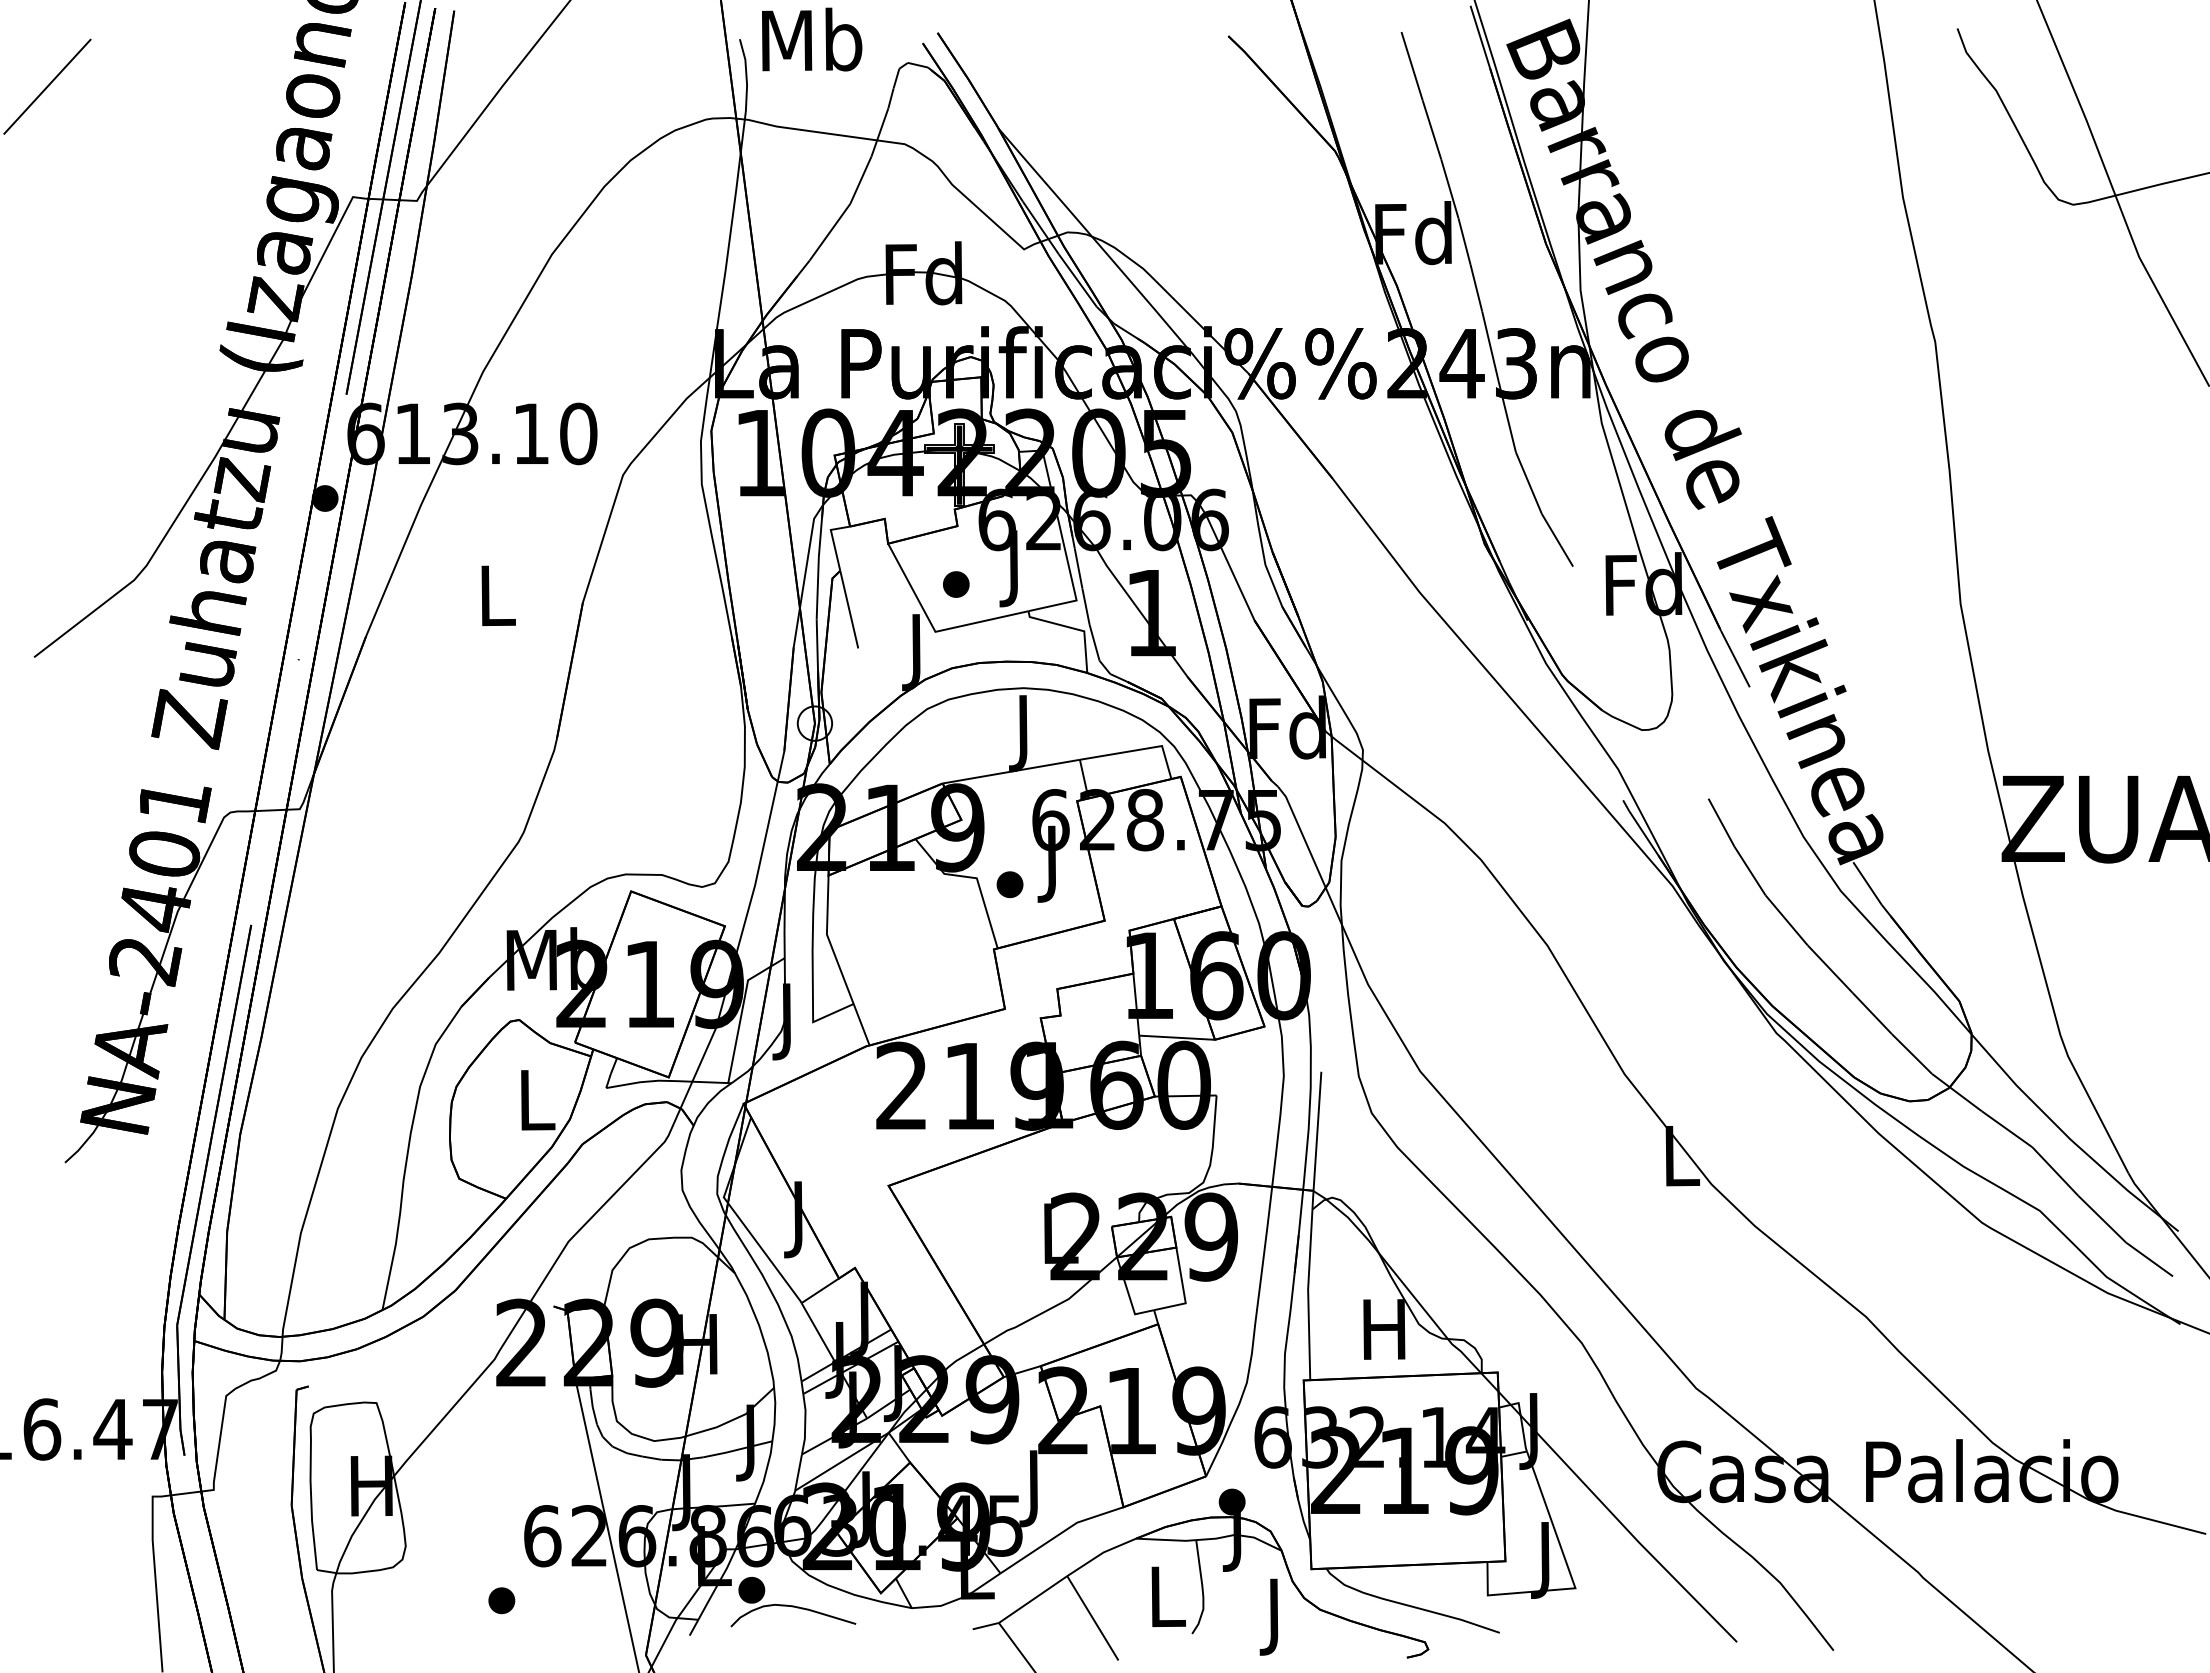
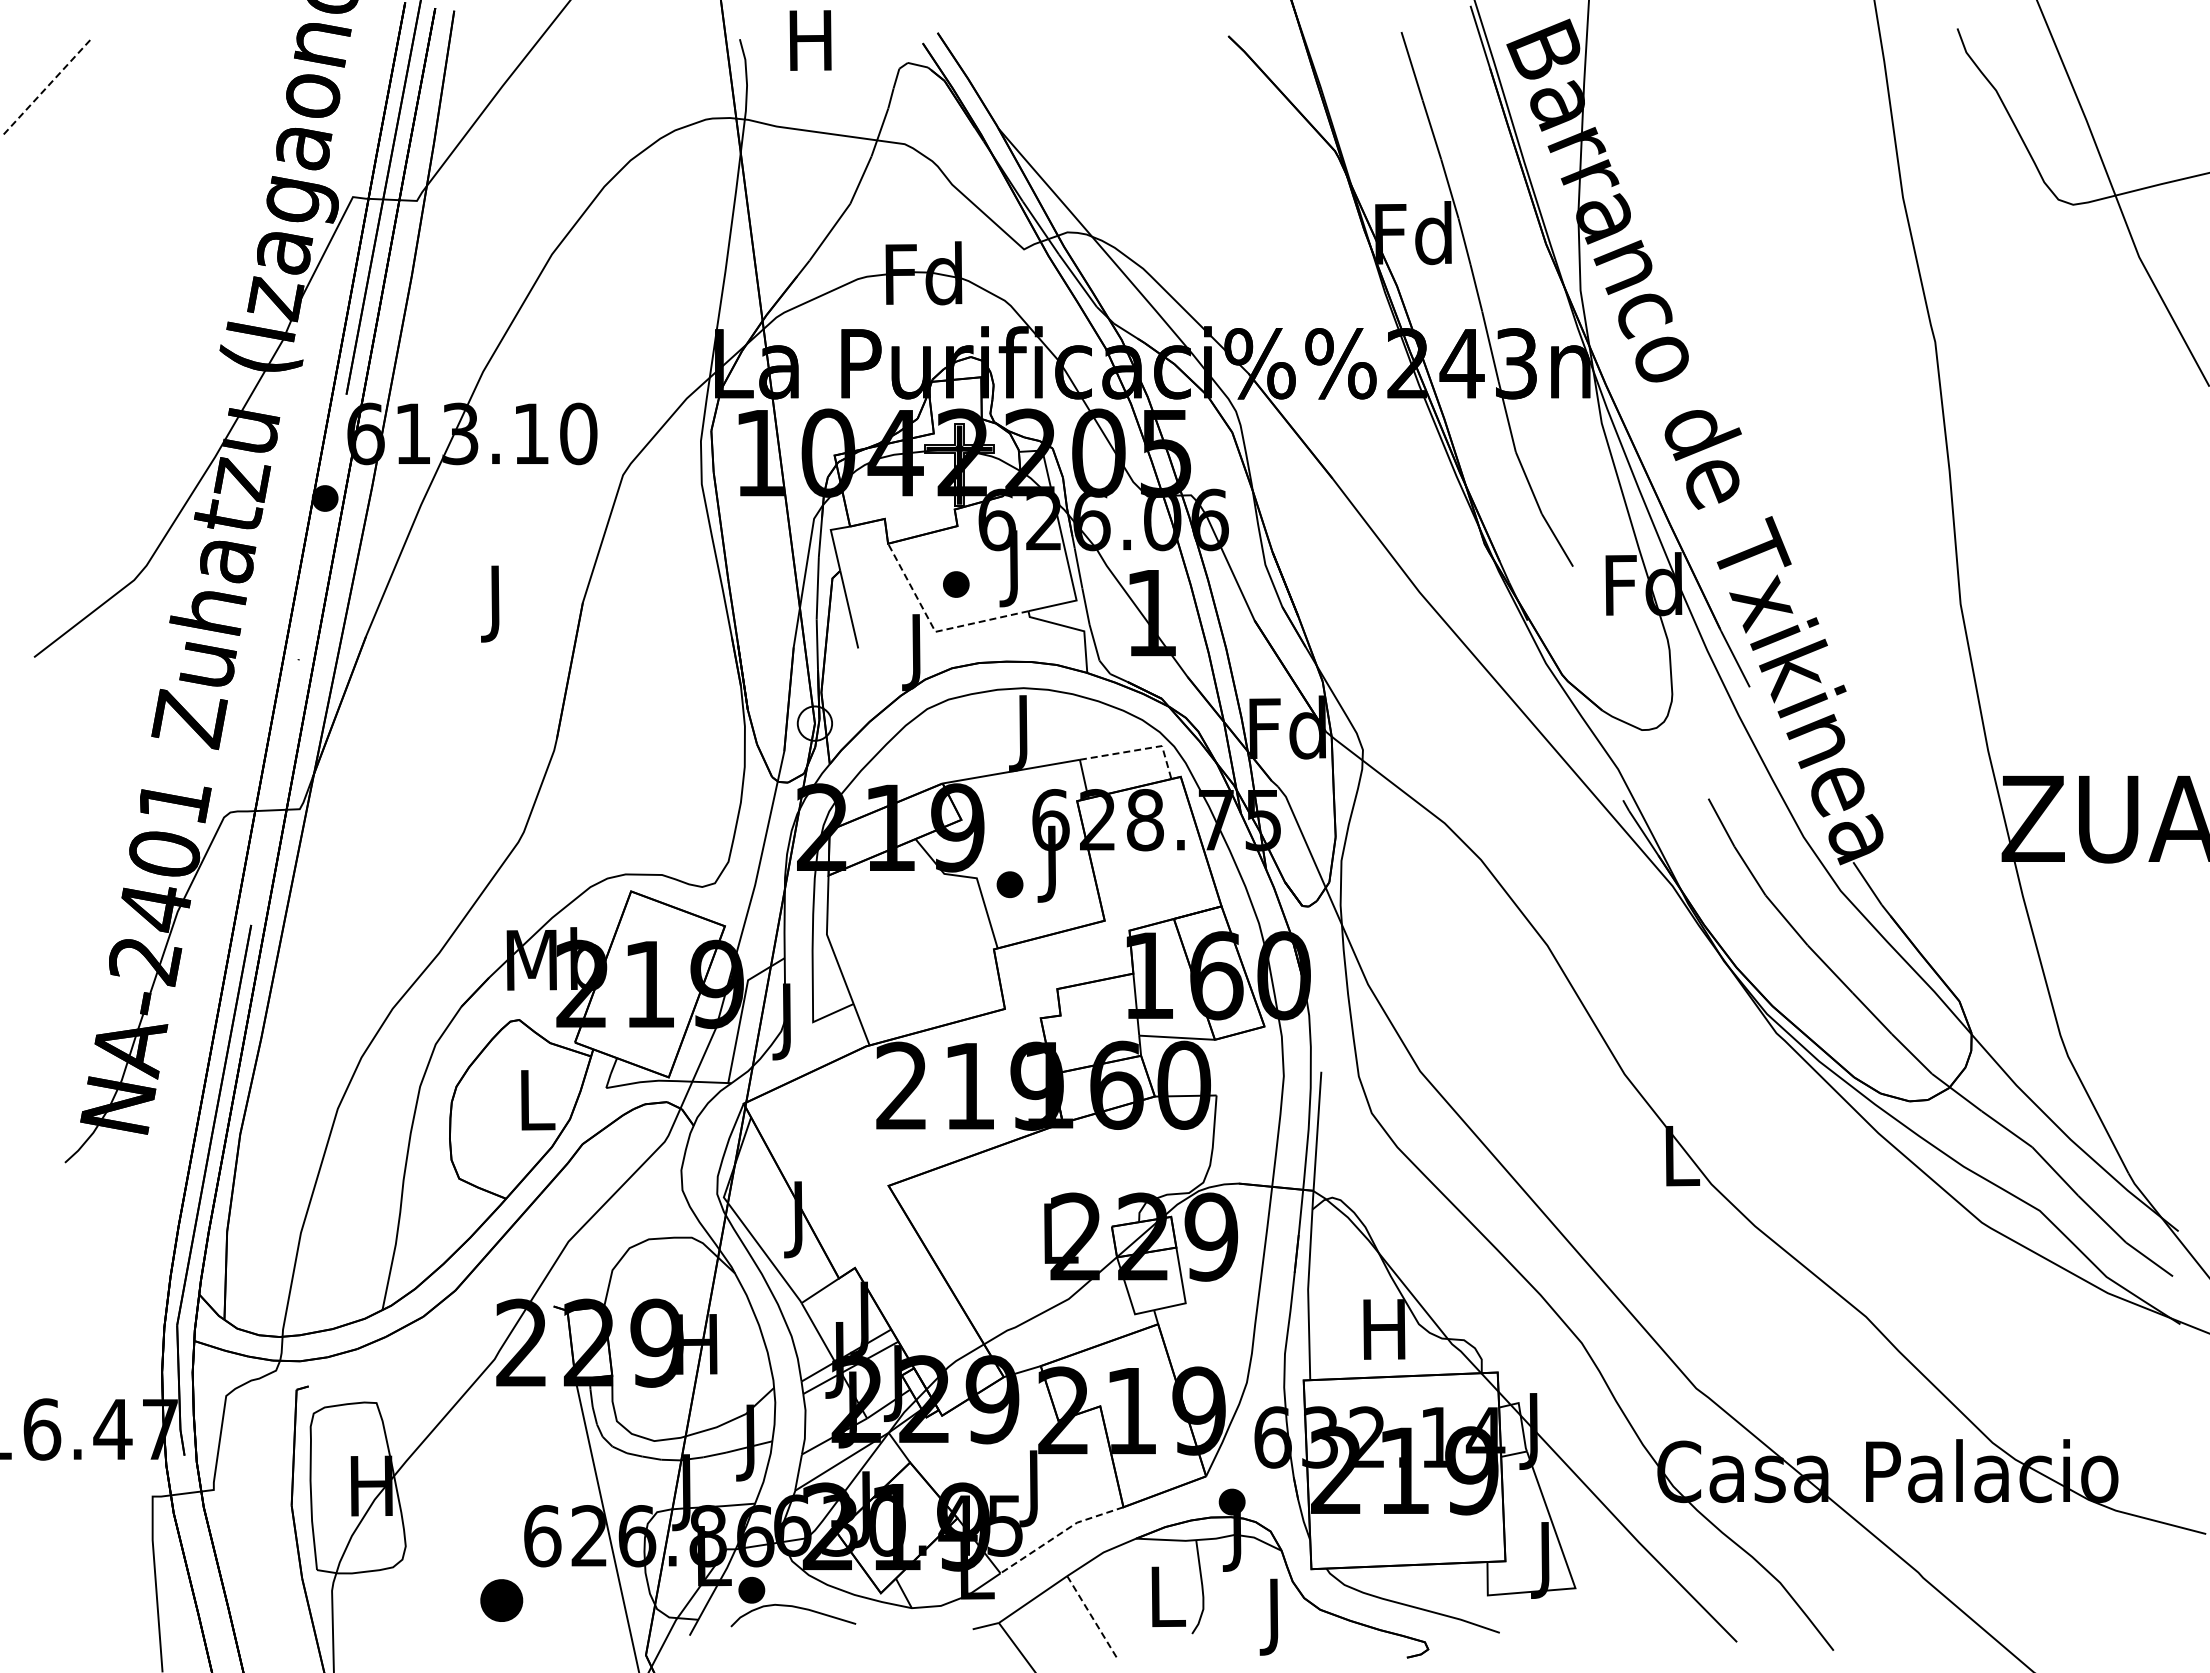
text: Mb -> H (812, 39)
line: solid -> dashed (47, 86)
text: L -> J (498, 603)
line: solid -> dashed (934, 630)
line: solid -> dashed (1138, 749)
line: solid -> dashed (1059, 1534)
part size: 28x28 px -> 44x43 px (501, 1600)
line: solid -> dashed (1093, 1618)
